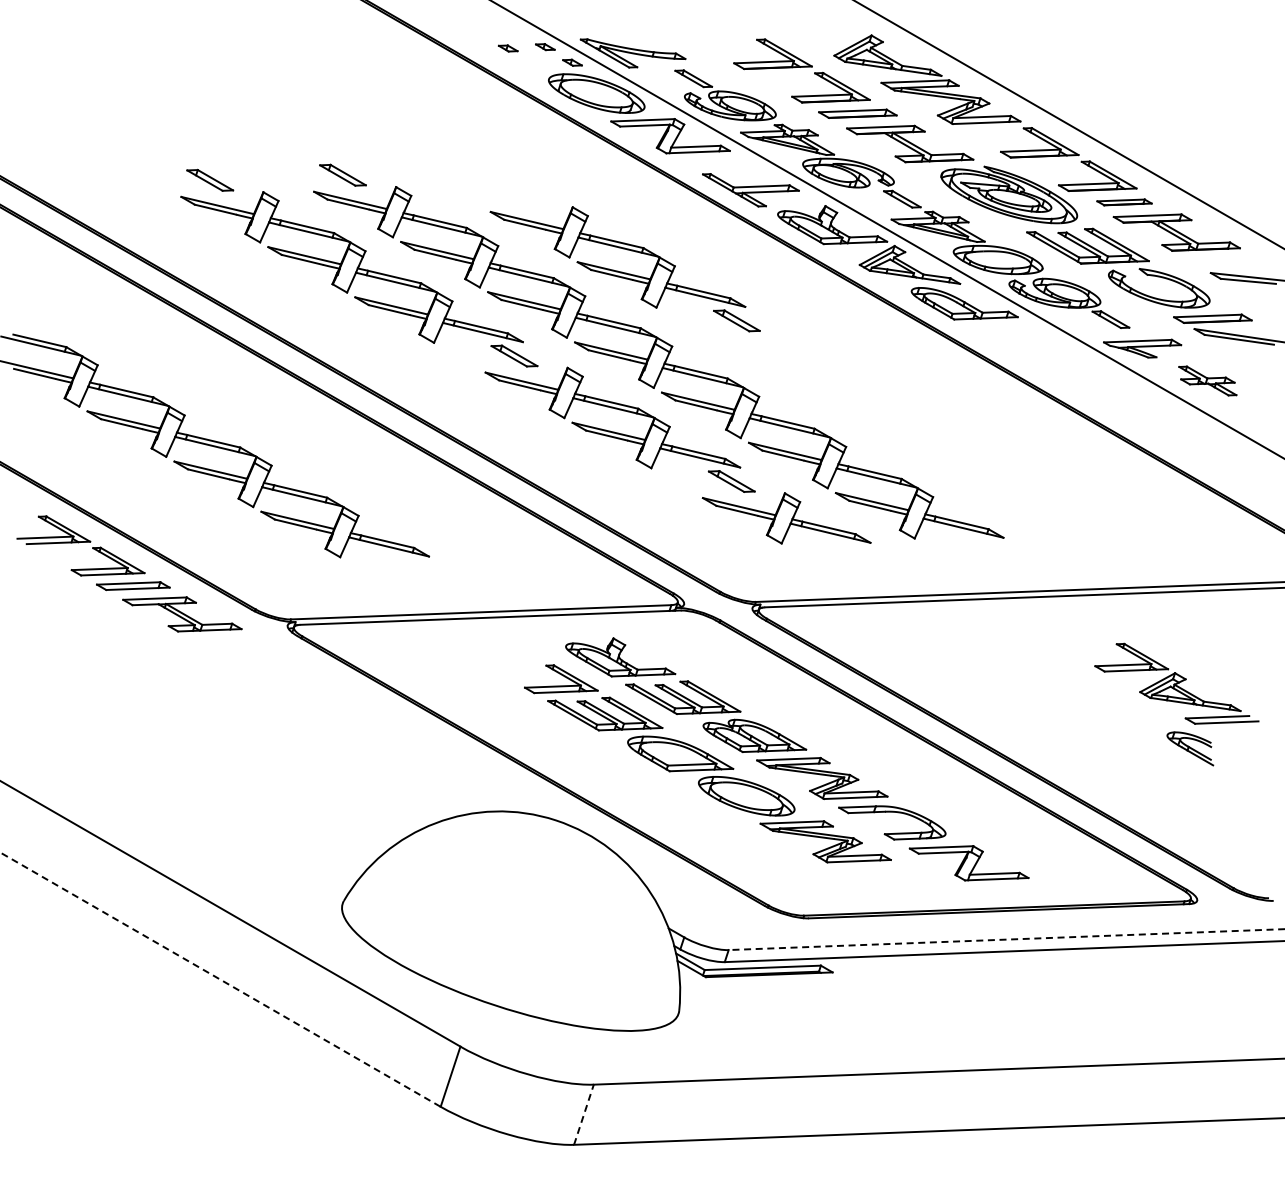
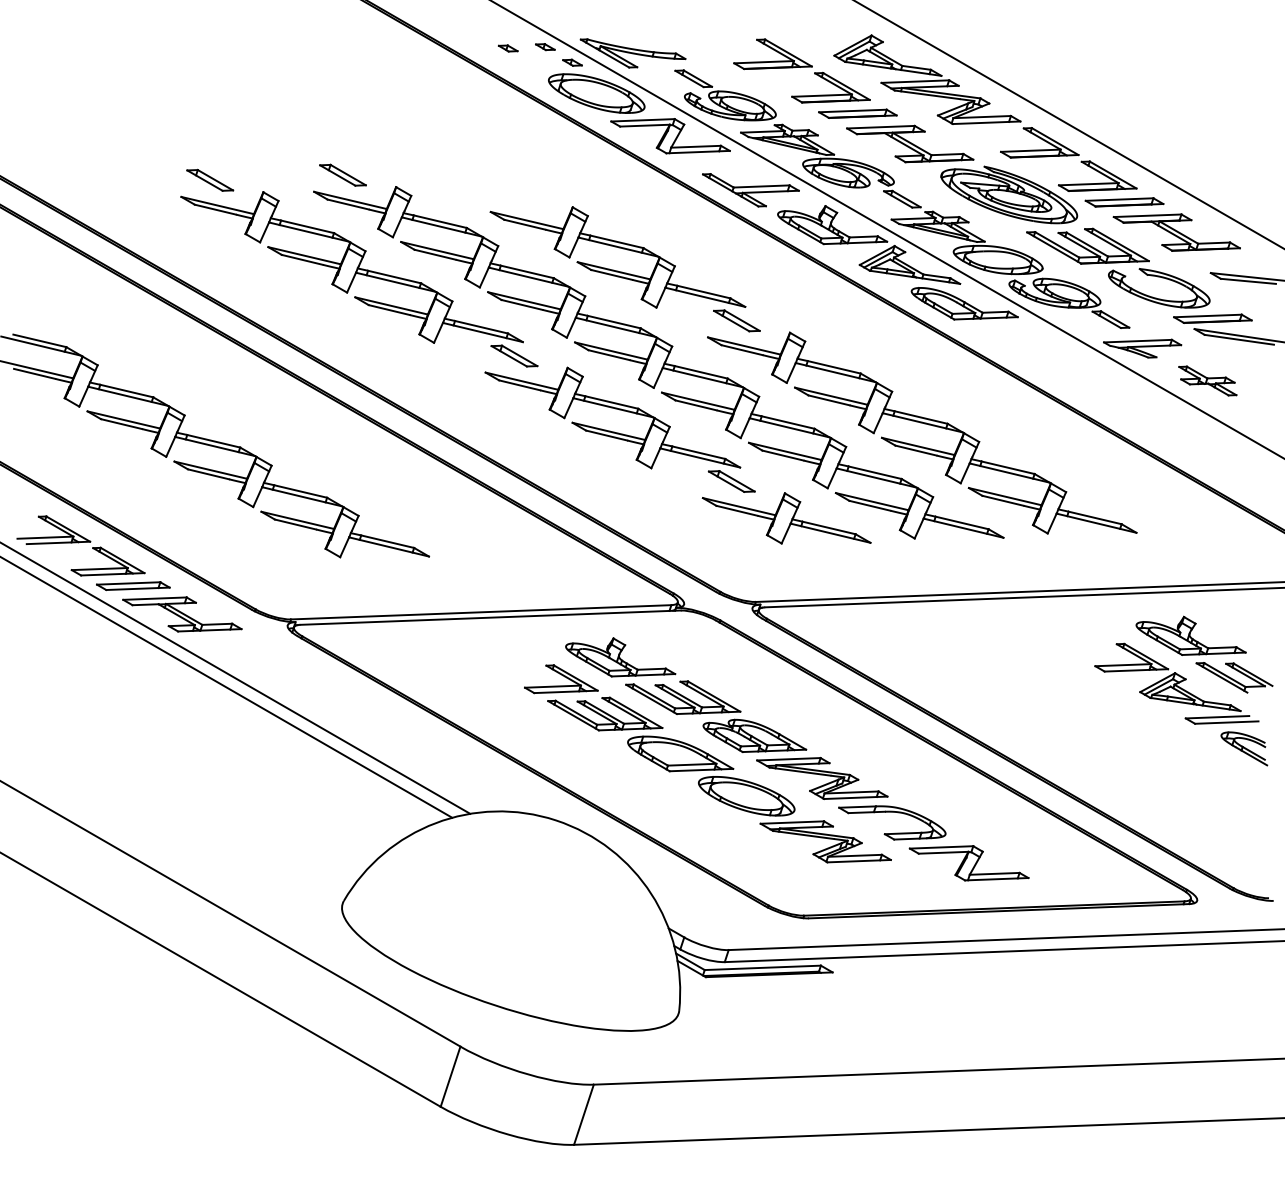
part size: 57x9 px -> 81x11 px (1124, 202)
part: none -> present (924, 424)
part: none -> present (1204, 654)
line: none -> present (236, 678)
line: none -> present (227, 687)
part position: (1190, 748) -> (1244, 748) (1244, 748)
line: dashed -> solid (1006, 939)
line: dashed -> solid (220, 979)
line: dashed -> solid (583, 1114)
